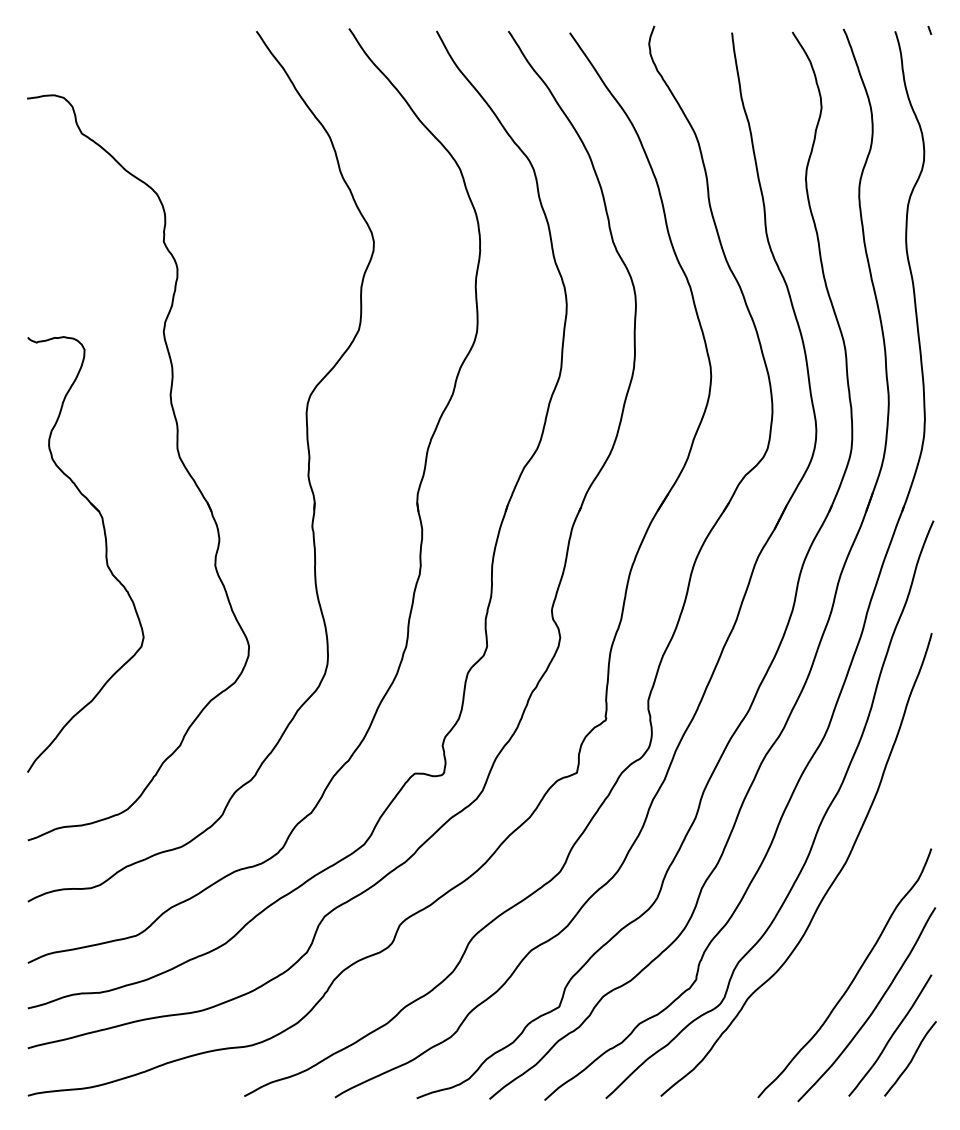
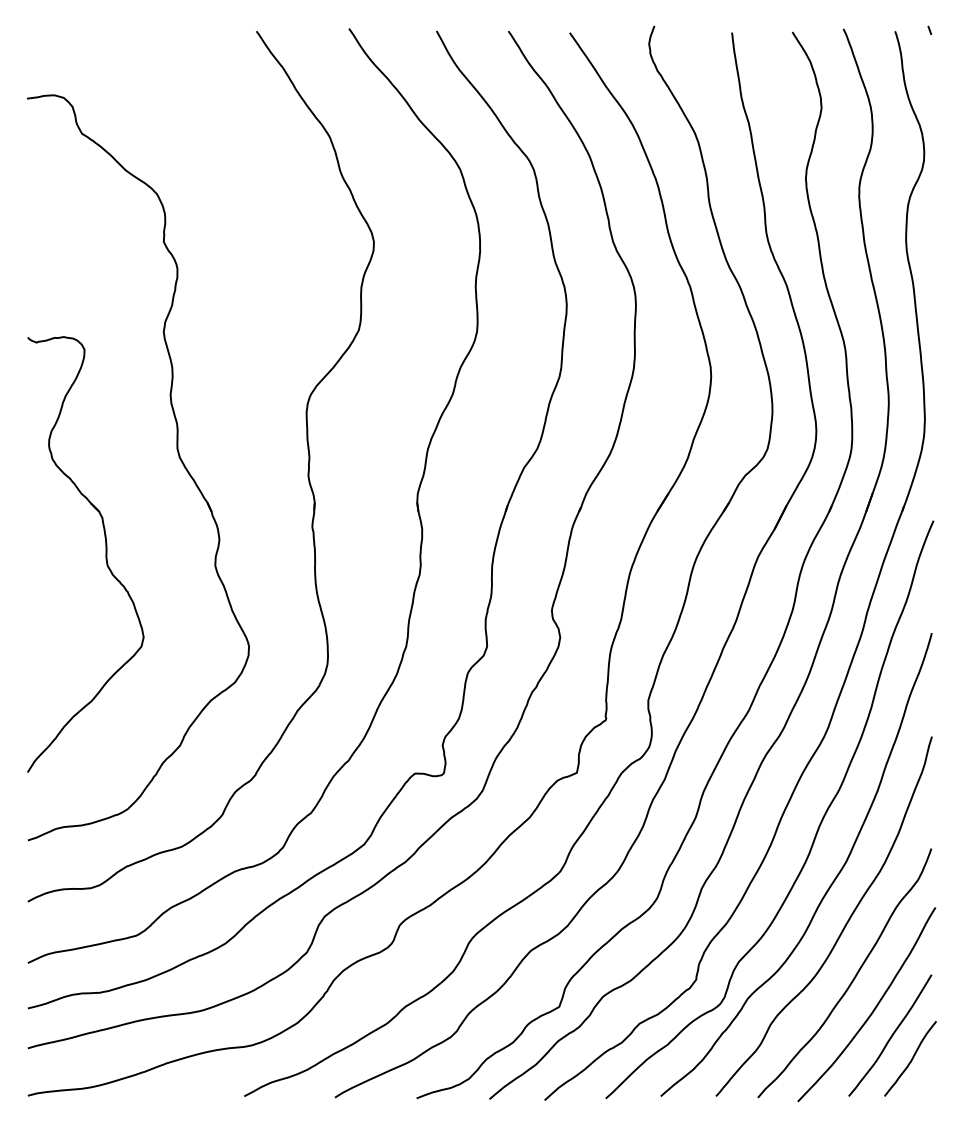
curve: none -> present (841, 930)
